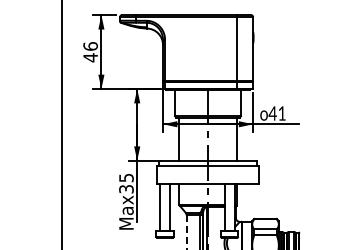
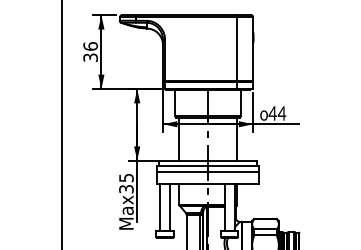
text: 46 -> 36 (90, 57)
text: 41 -> 44 (281, 113)
line: none -> present (207, 171)
line: dashed -> solid (186, 232)
